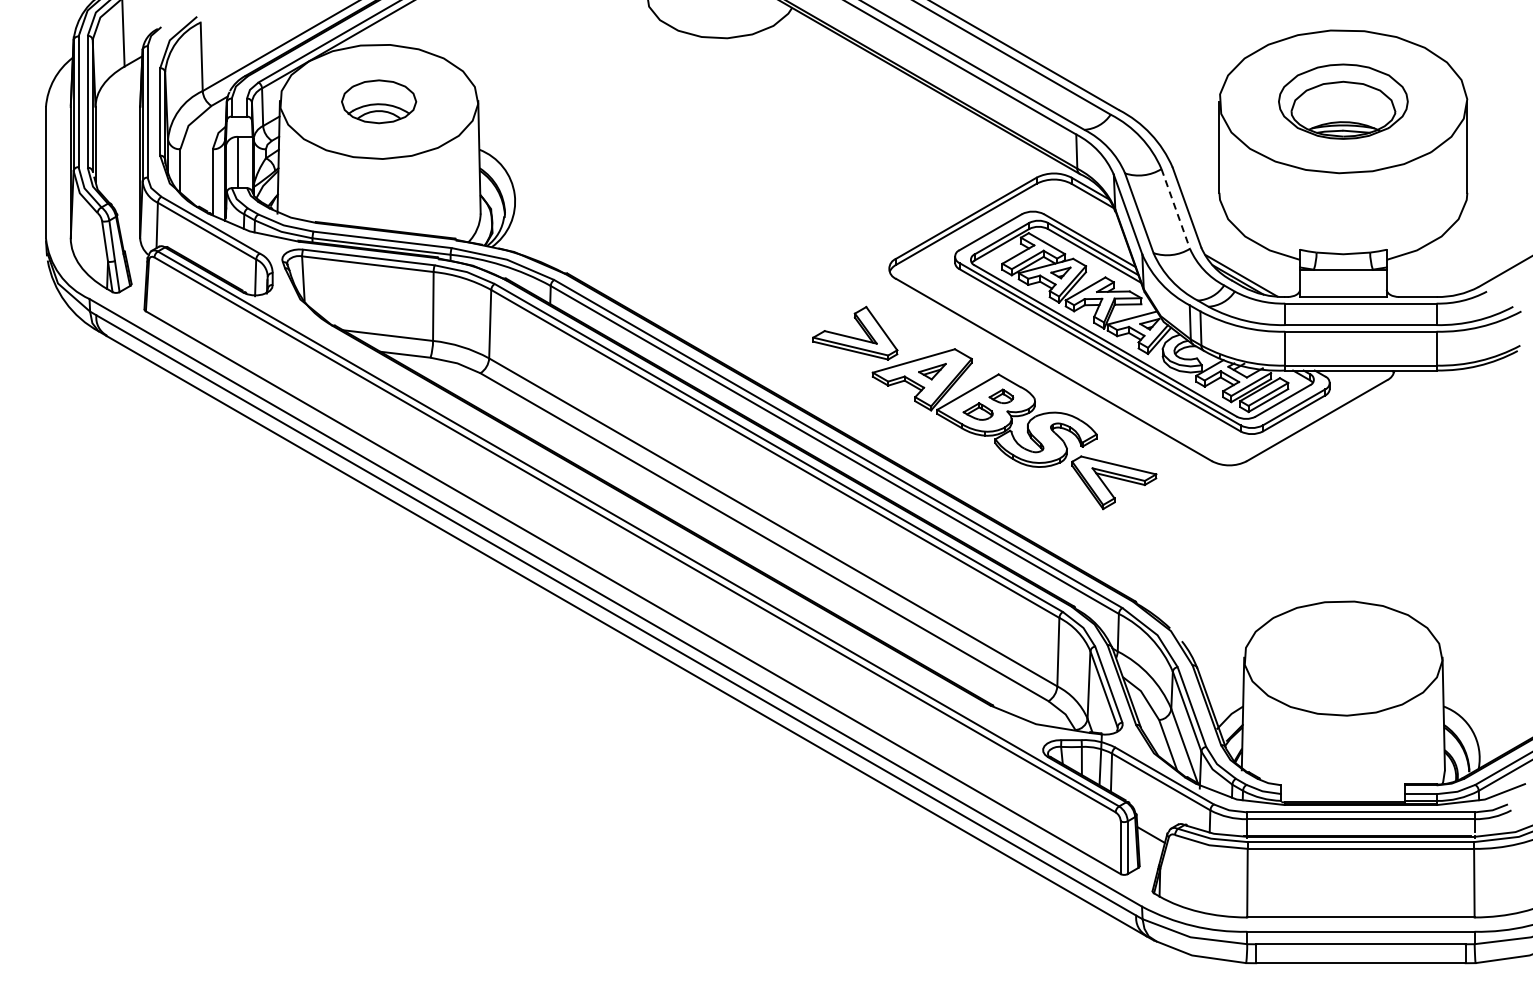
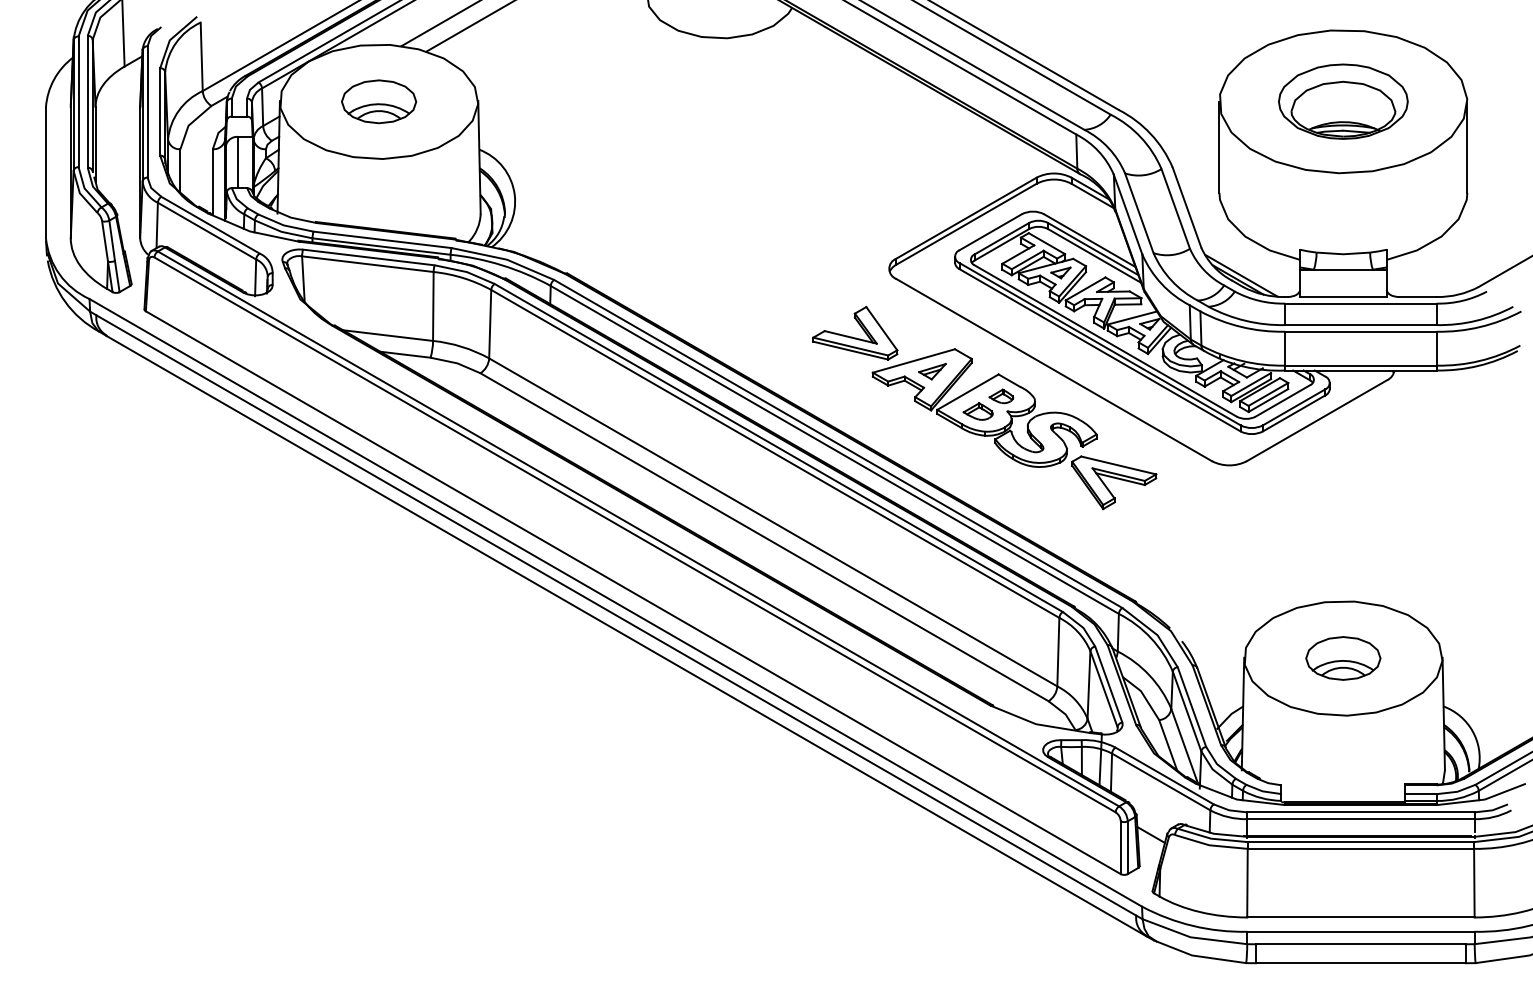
line: none -> present (439, 24)
line: none -> present (468, 26)
line: dashed -> solid (1175, 209)
part: none -> present (1343, 658)
